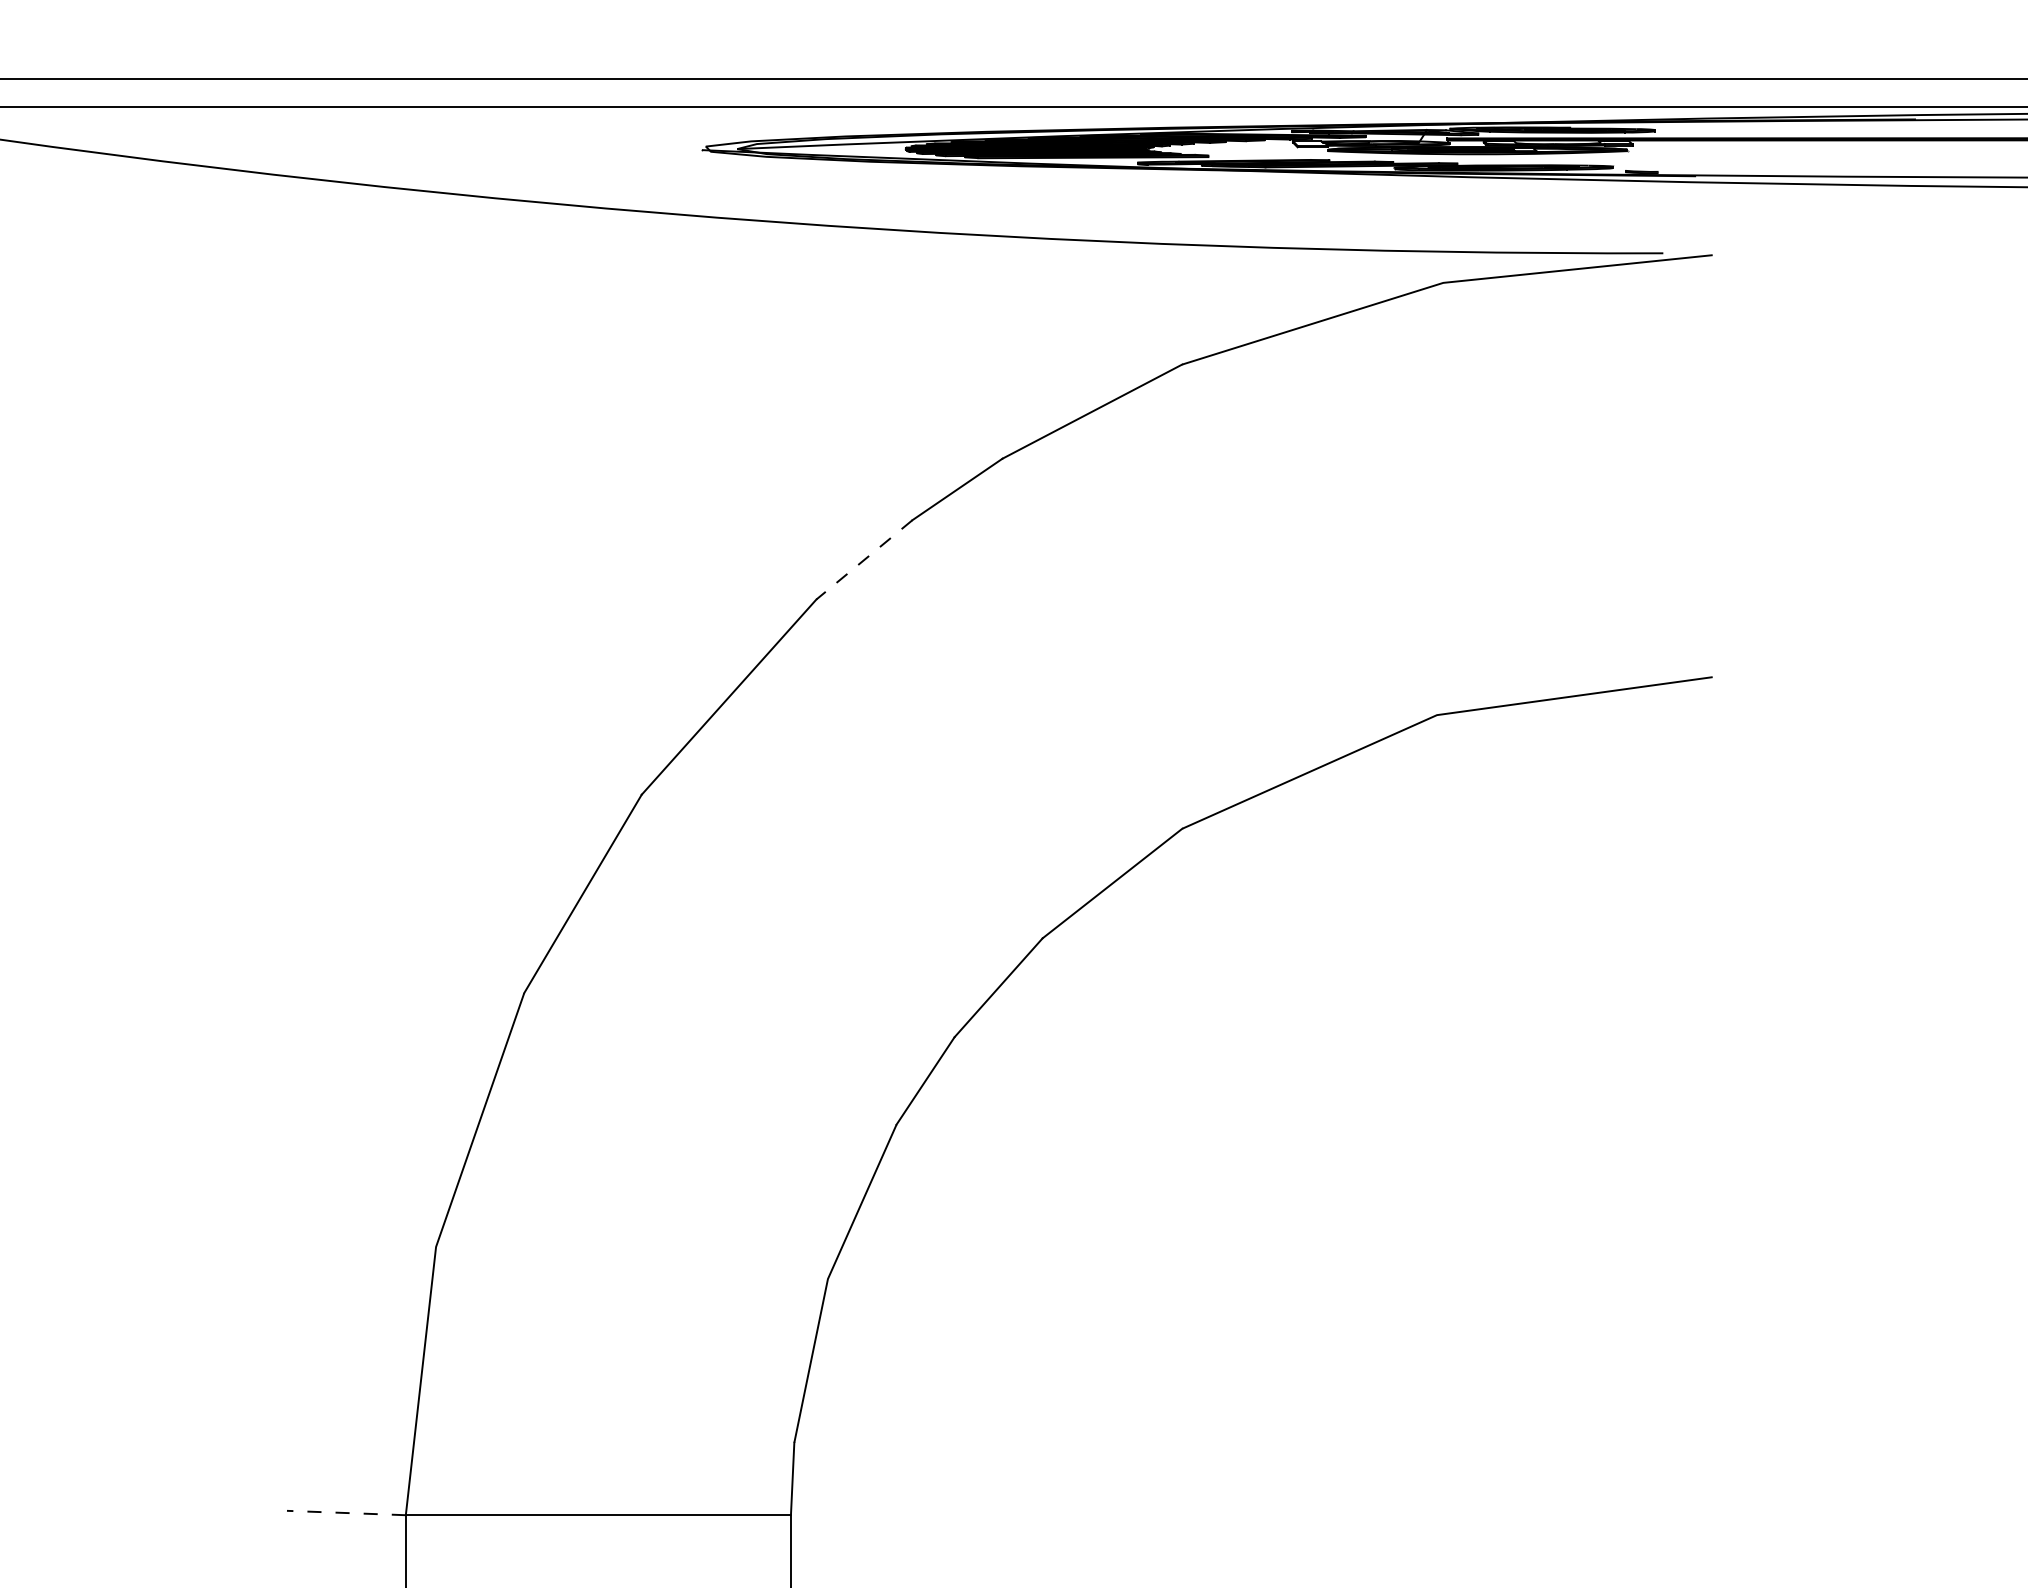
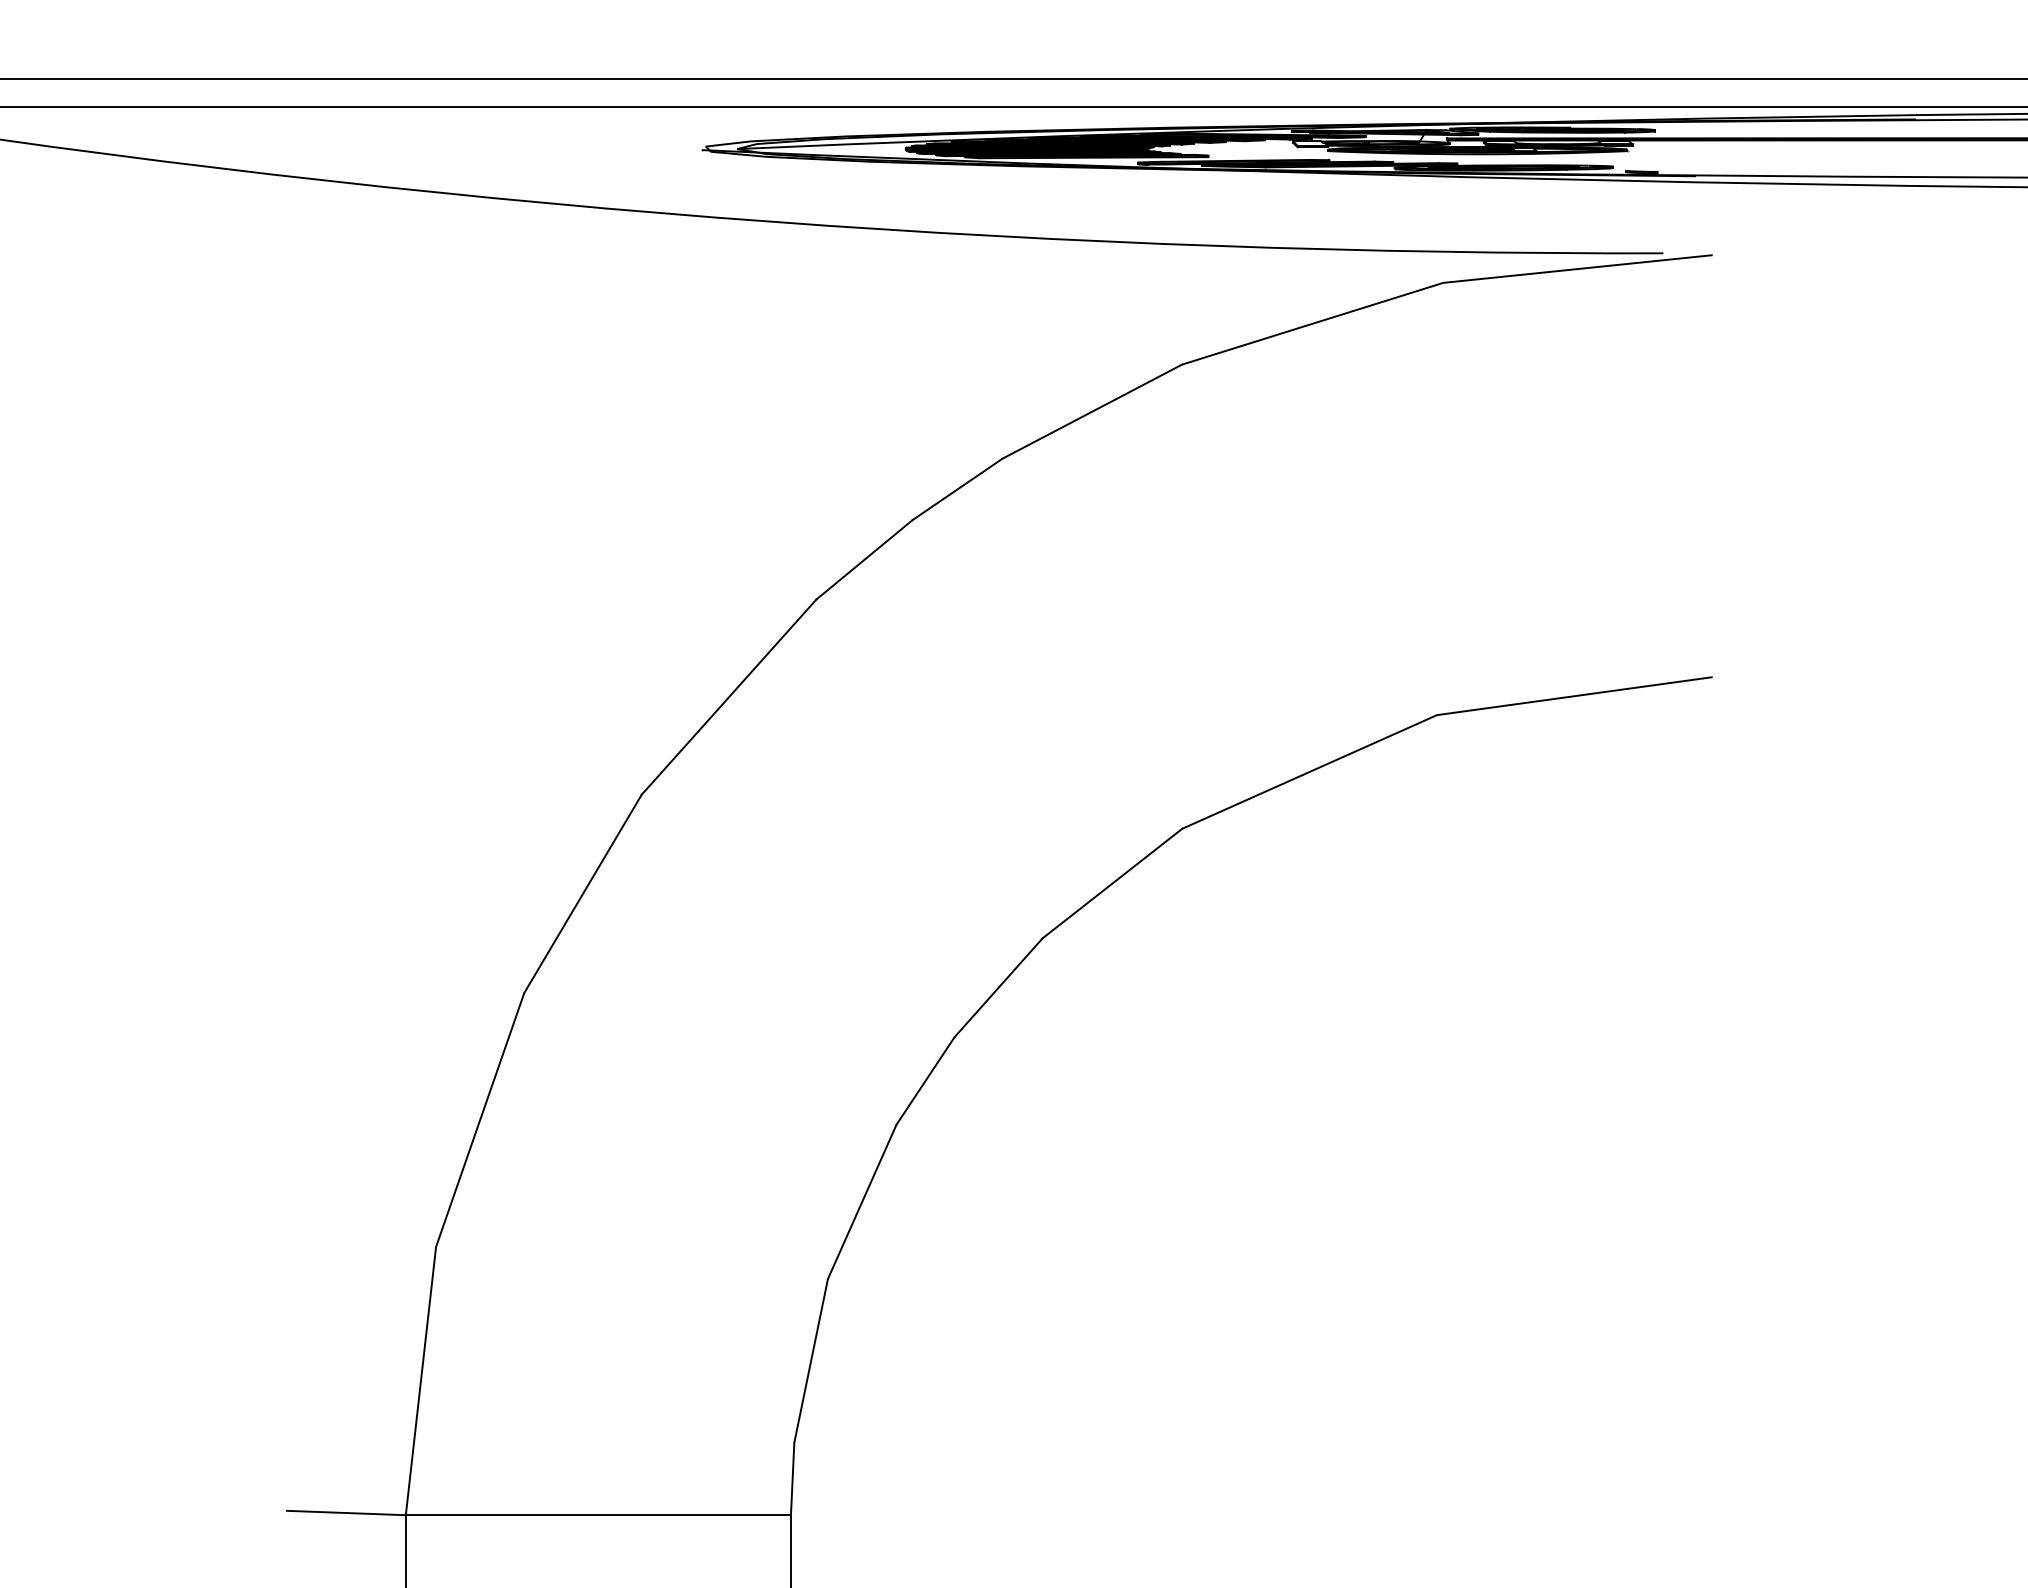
line: dashed -> solid (864, 560)
line: dashed -> solid (345, 1513)
